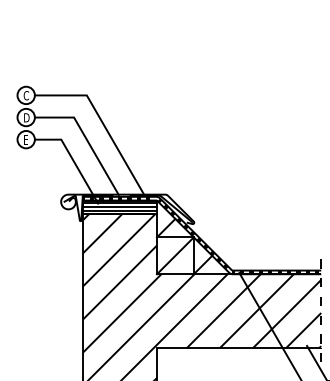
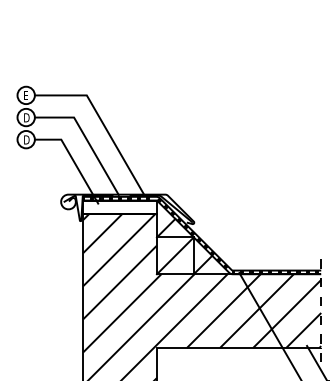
text: C -> E (25, 95)
text: E -> D (26, 139)
hatch: present -> none (119, 206)
